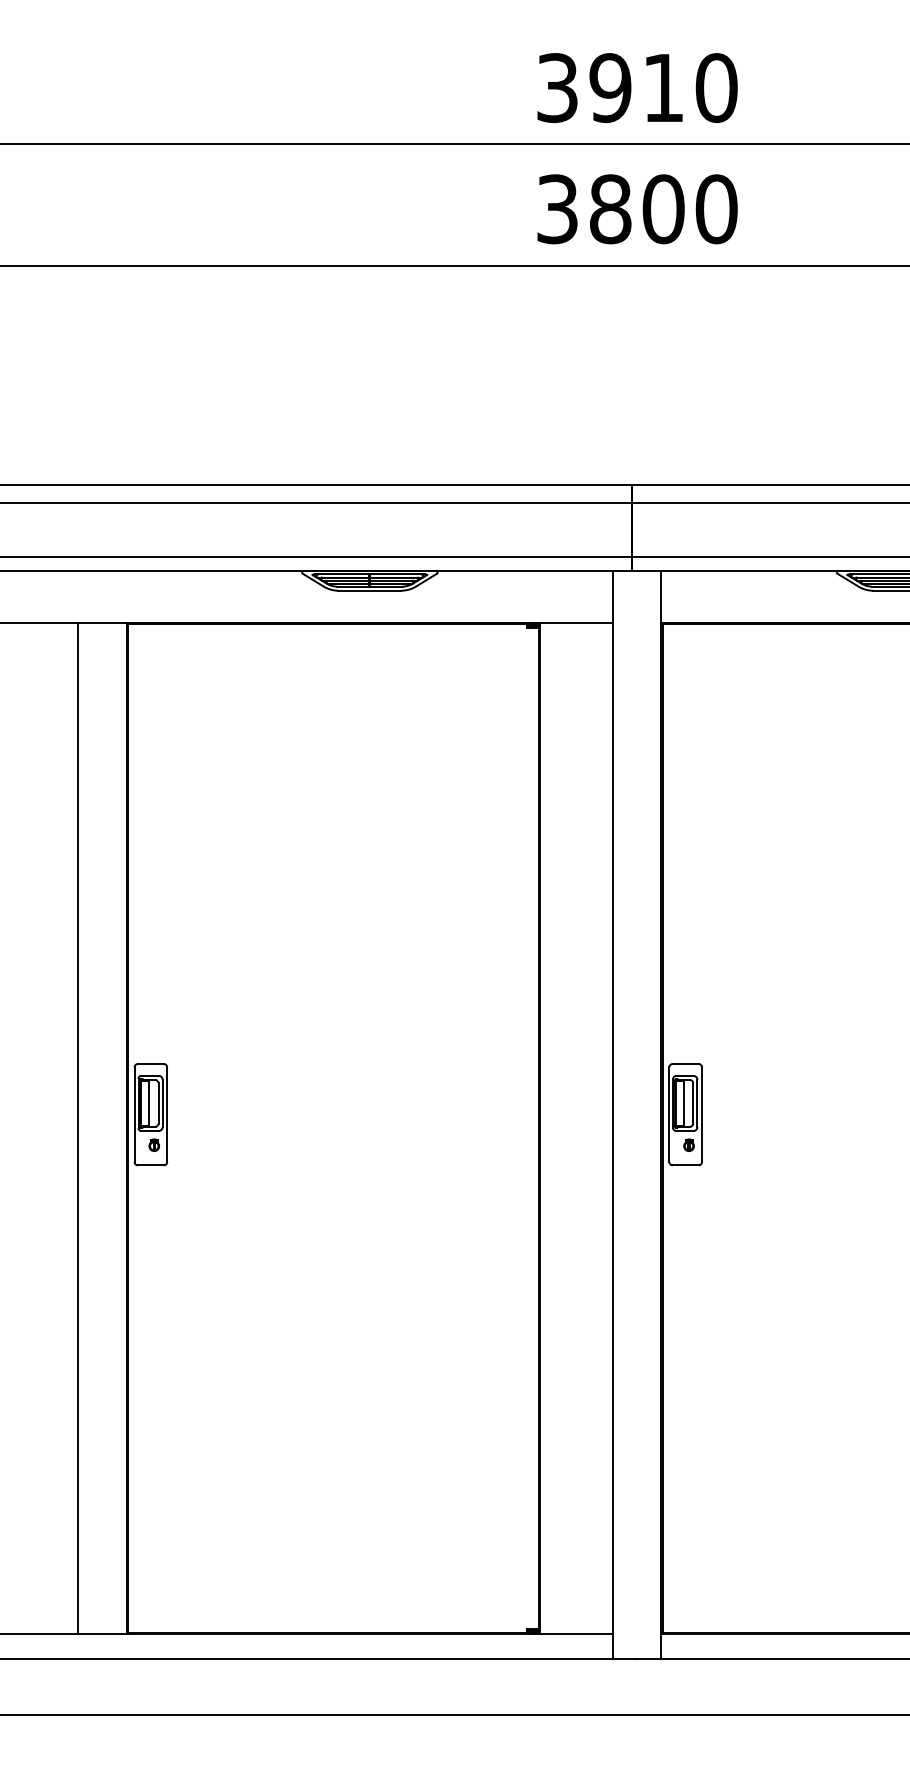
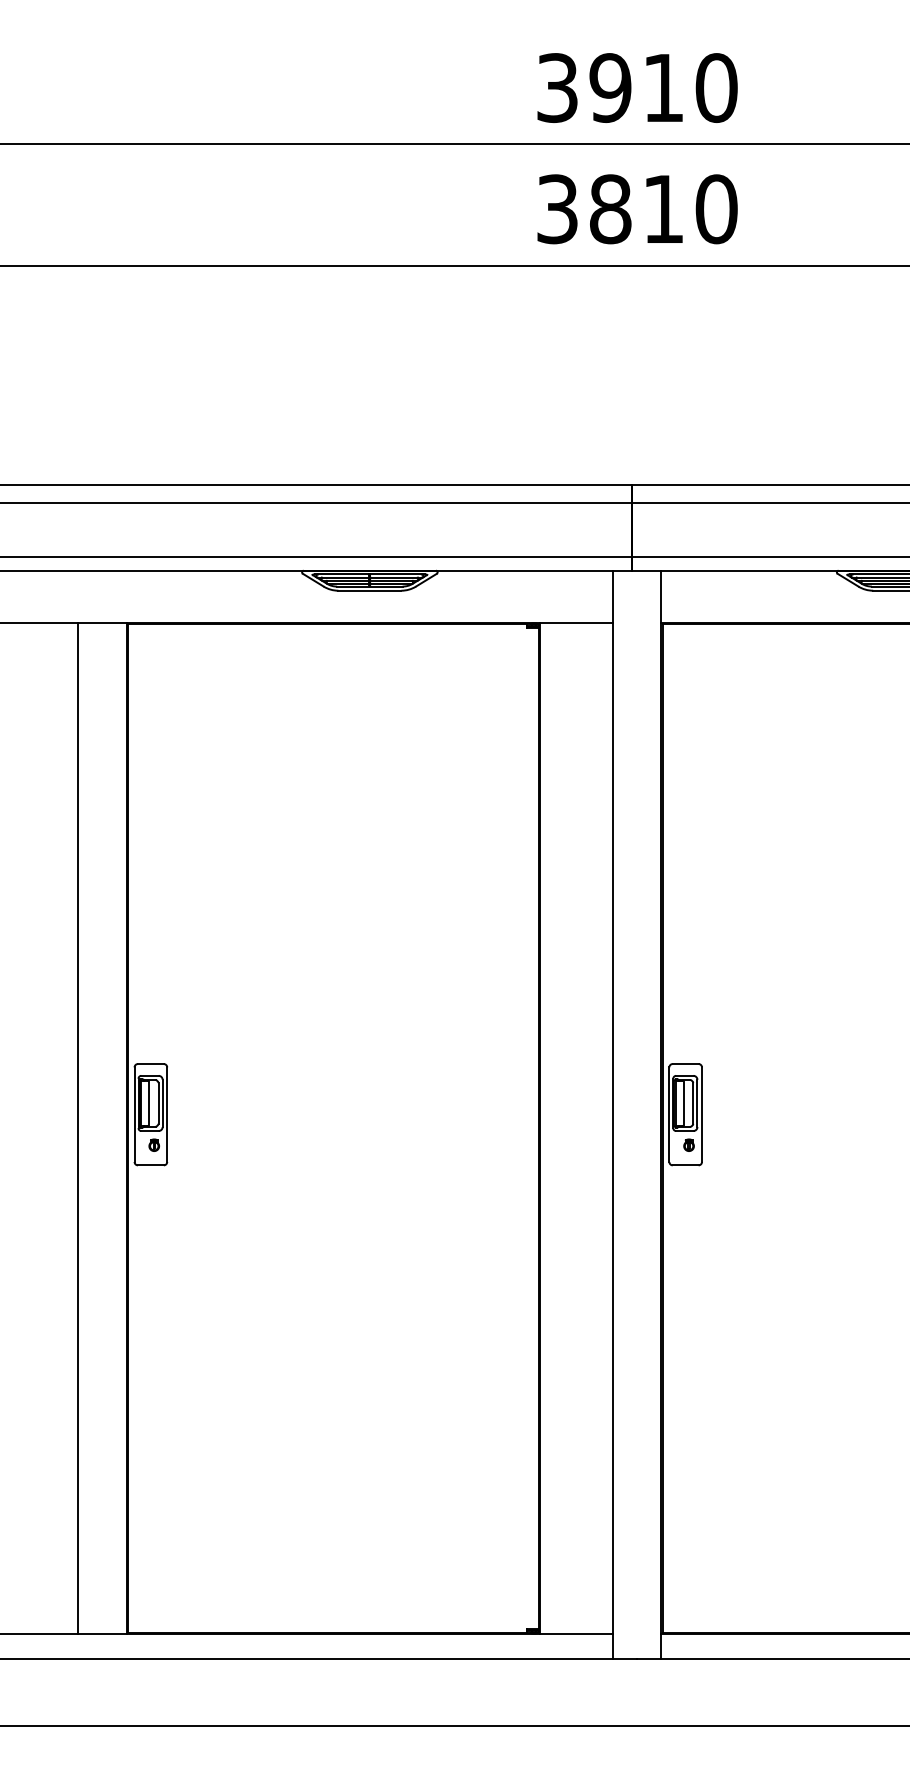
text: 3800 -> 3810 (663, 209)
line position: (454, 1714) -> (454, 1725) (454, 1725)
